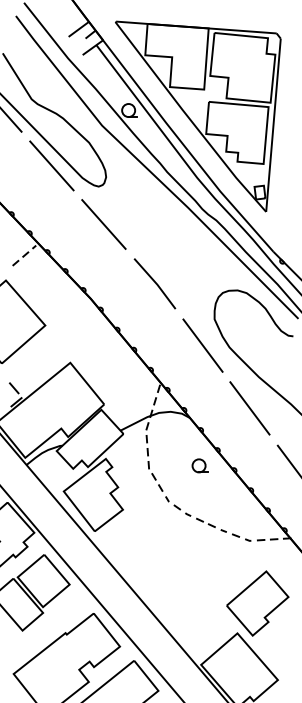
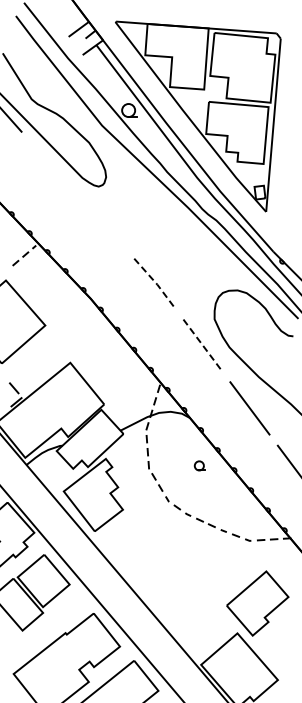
line: present -> none (51, 165)
line: present -> none (103, 224)
line: solid -> dashed (156, 284)
line: solid -> dashed (203, 345)
part size: 18x16 px -> 13x12 px (199, 465)
